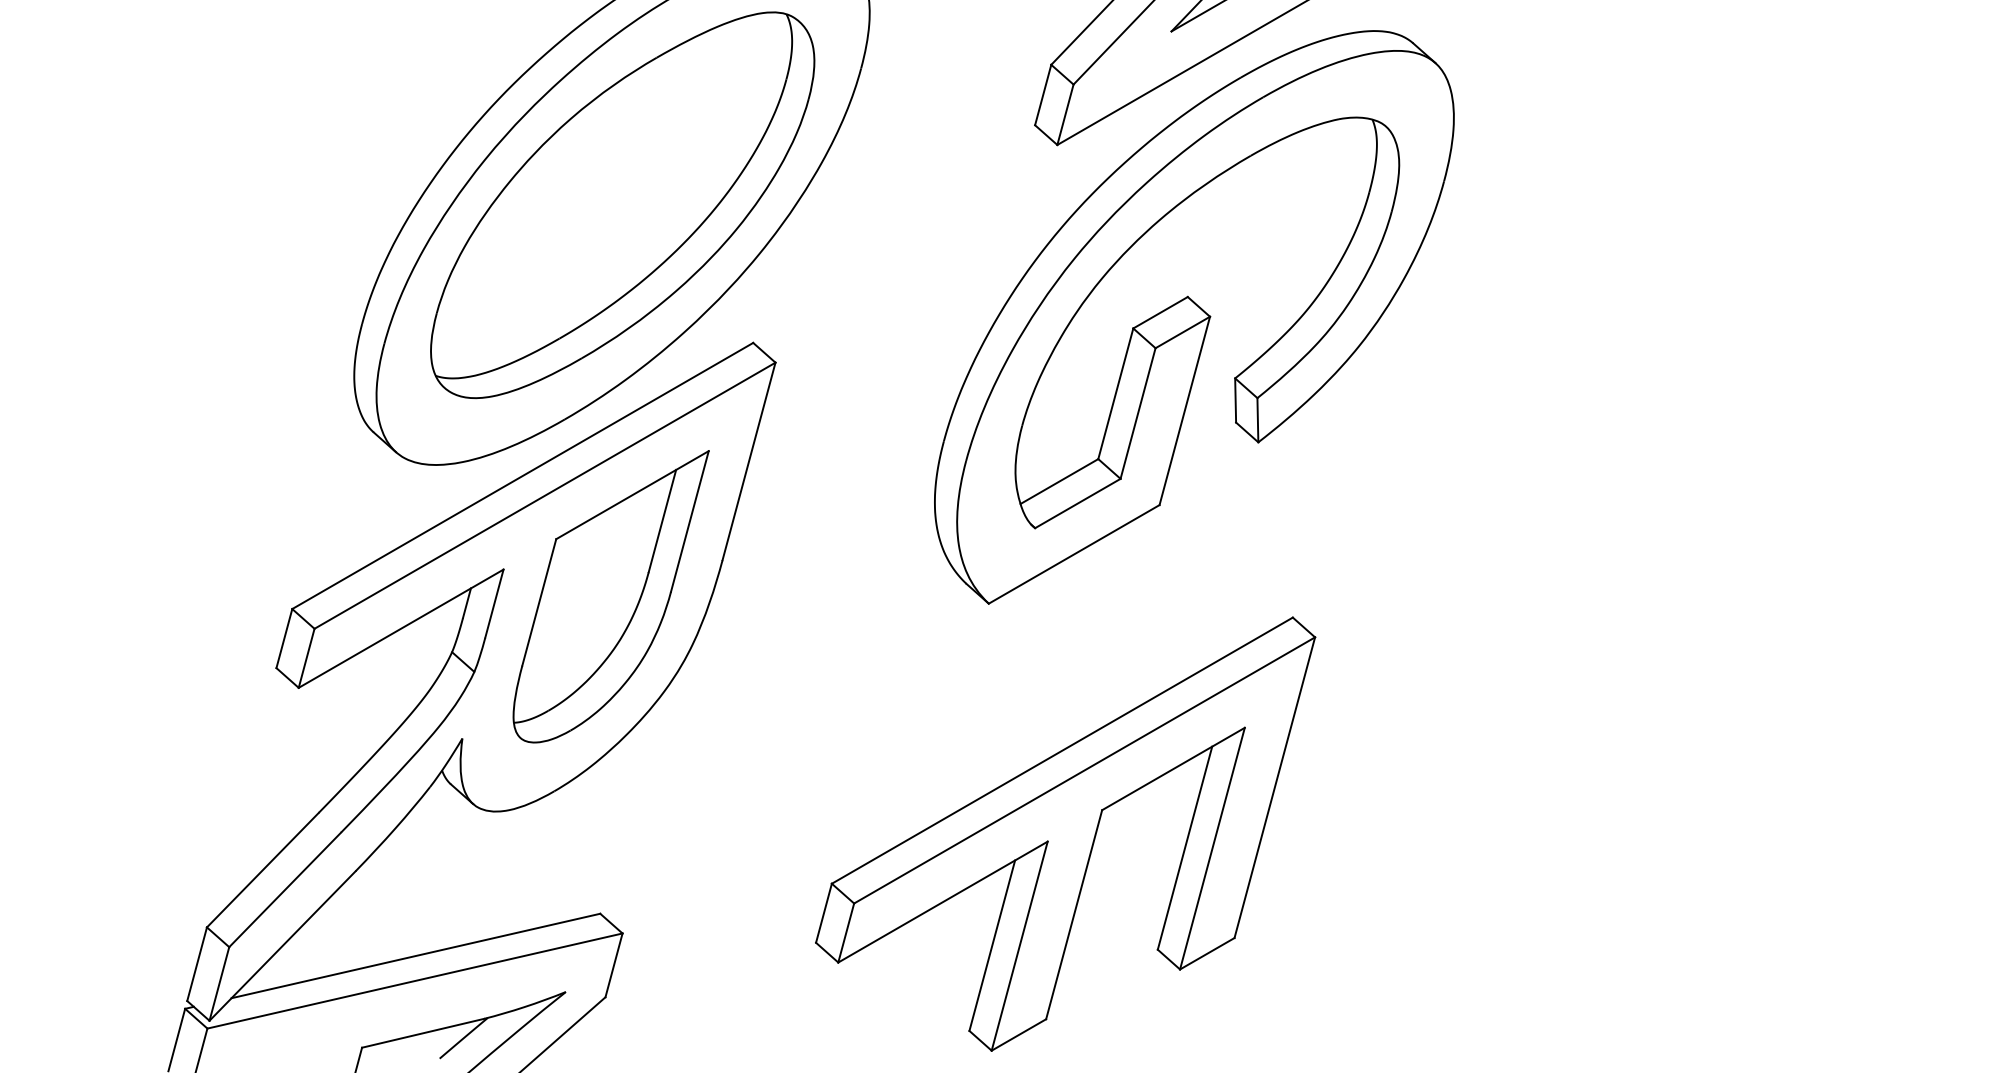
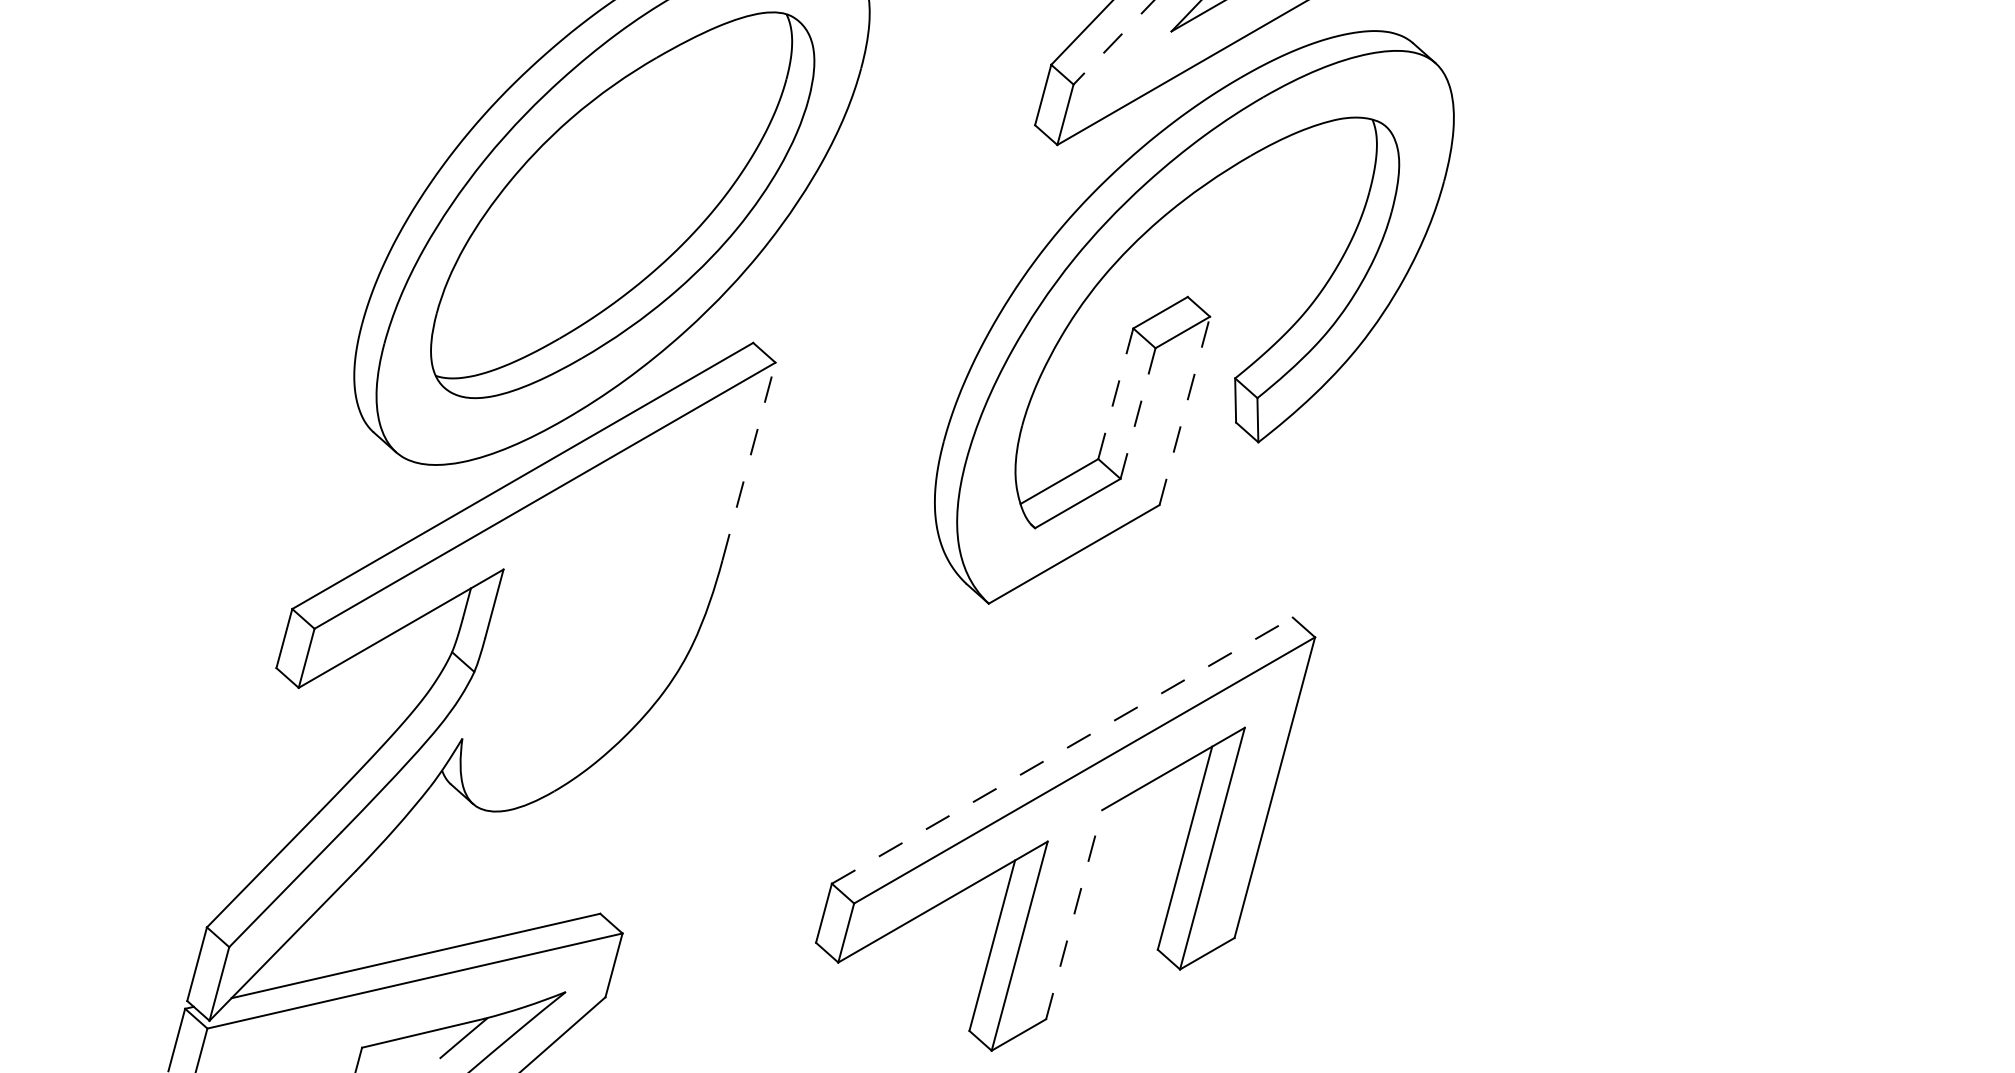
line: solid -> dashed (1113, 42)
line: solid -> dashed (1115, 393)
line: solid -> dashed (1184, 410)
line: solid -> dashed (1138, 413)
line: solid -> dashed (749, 460)
part: present -> none (610, 596)
line: solid -> dashed (1062, 750)
line: solid -> dashed (1074, 914)
